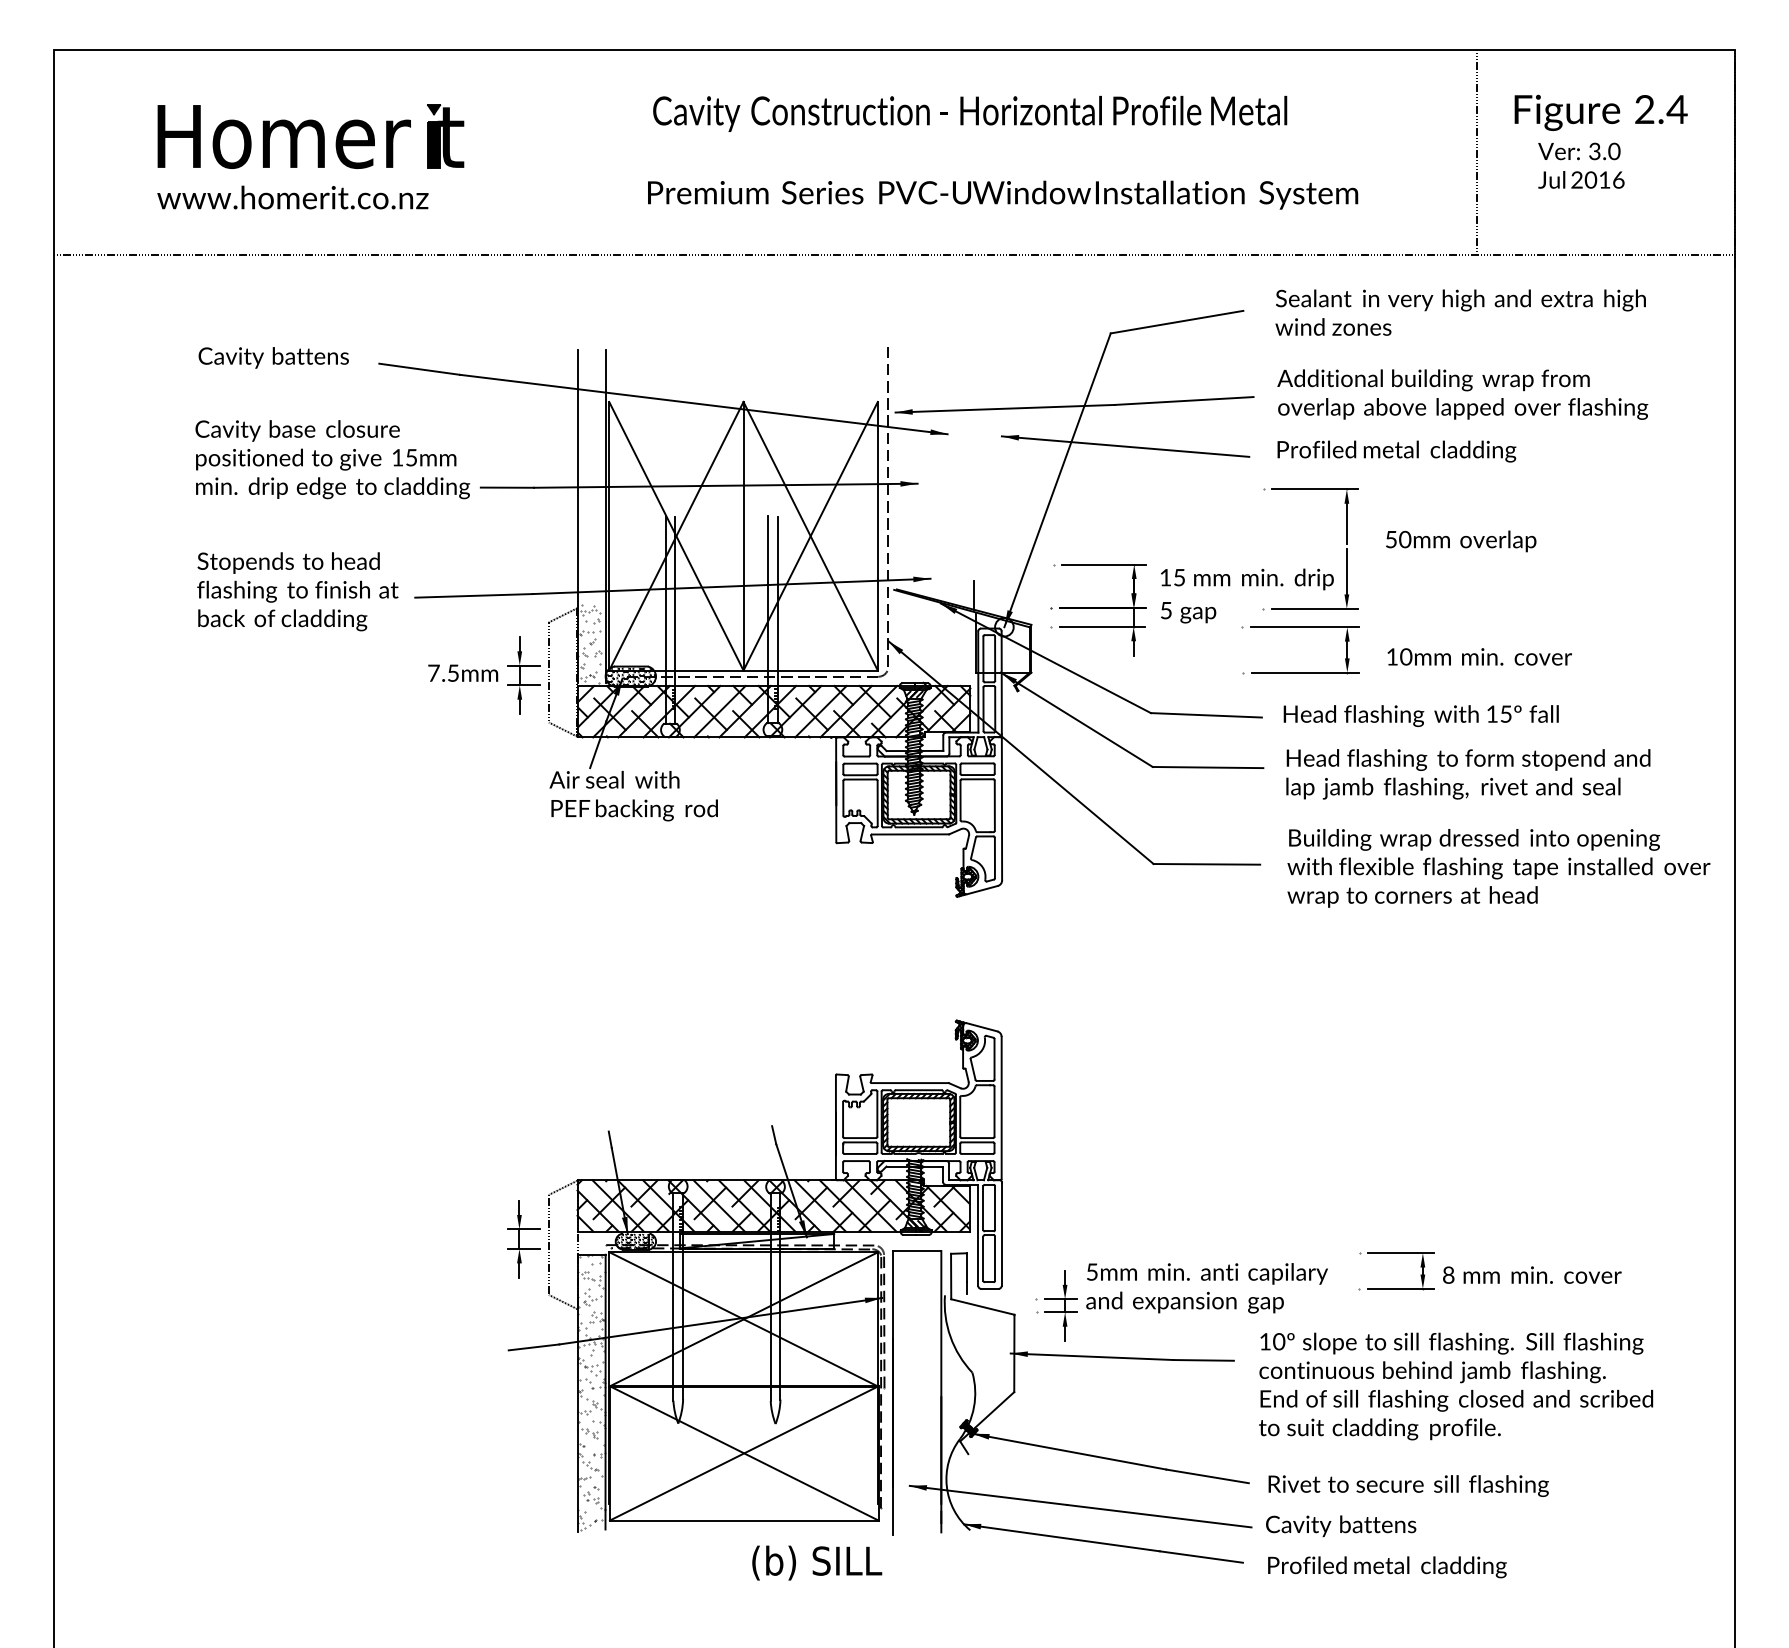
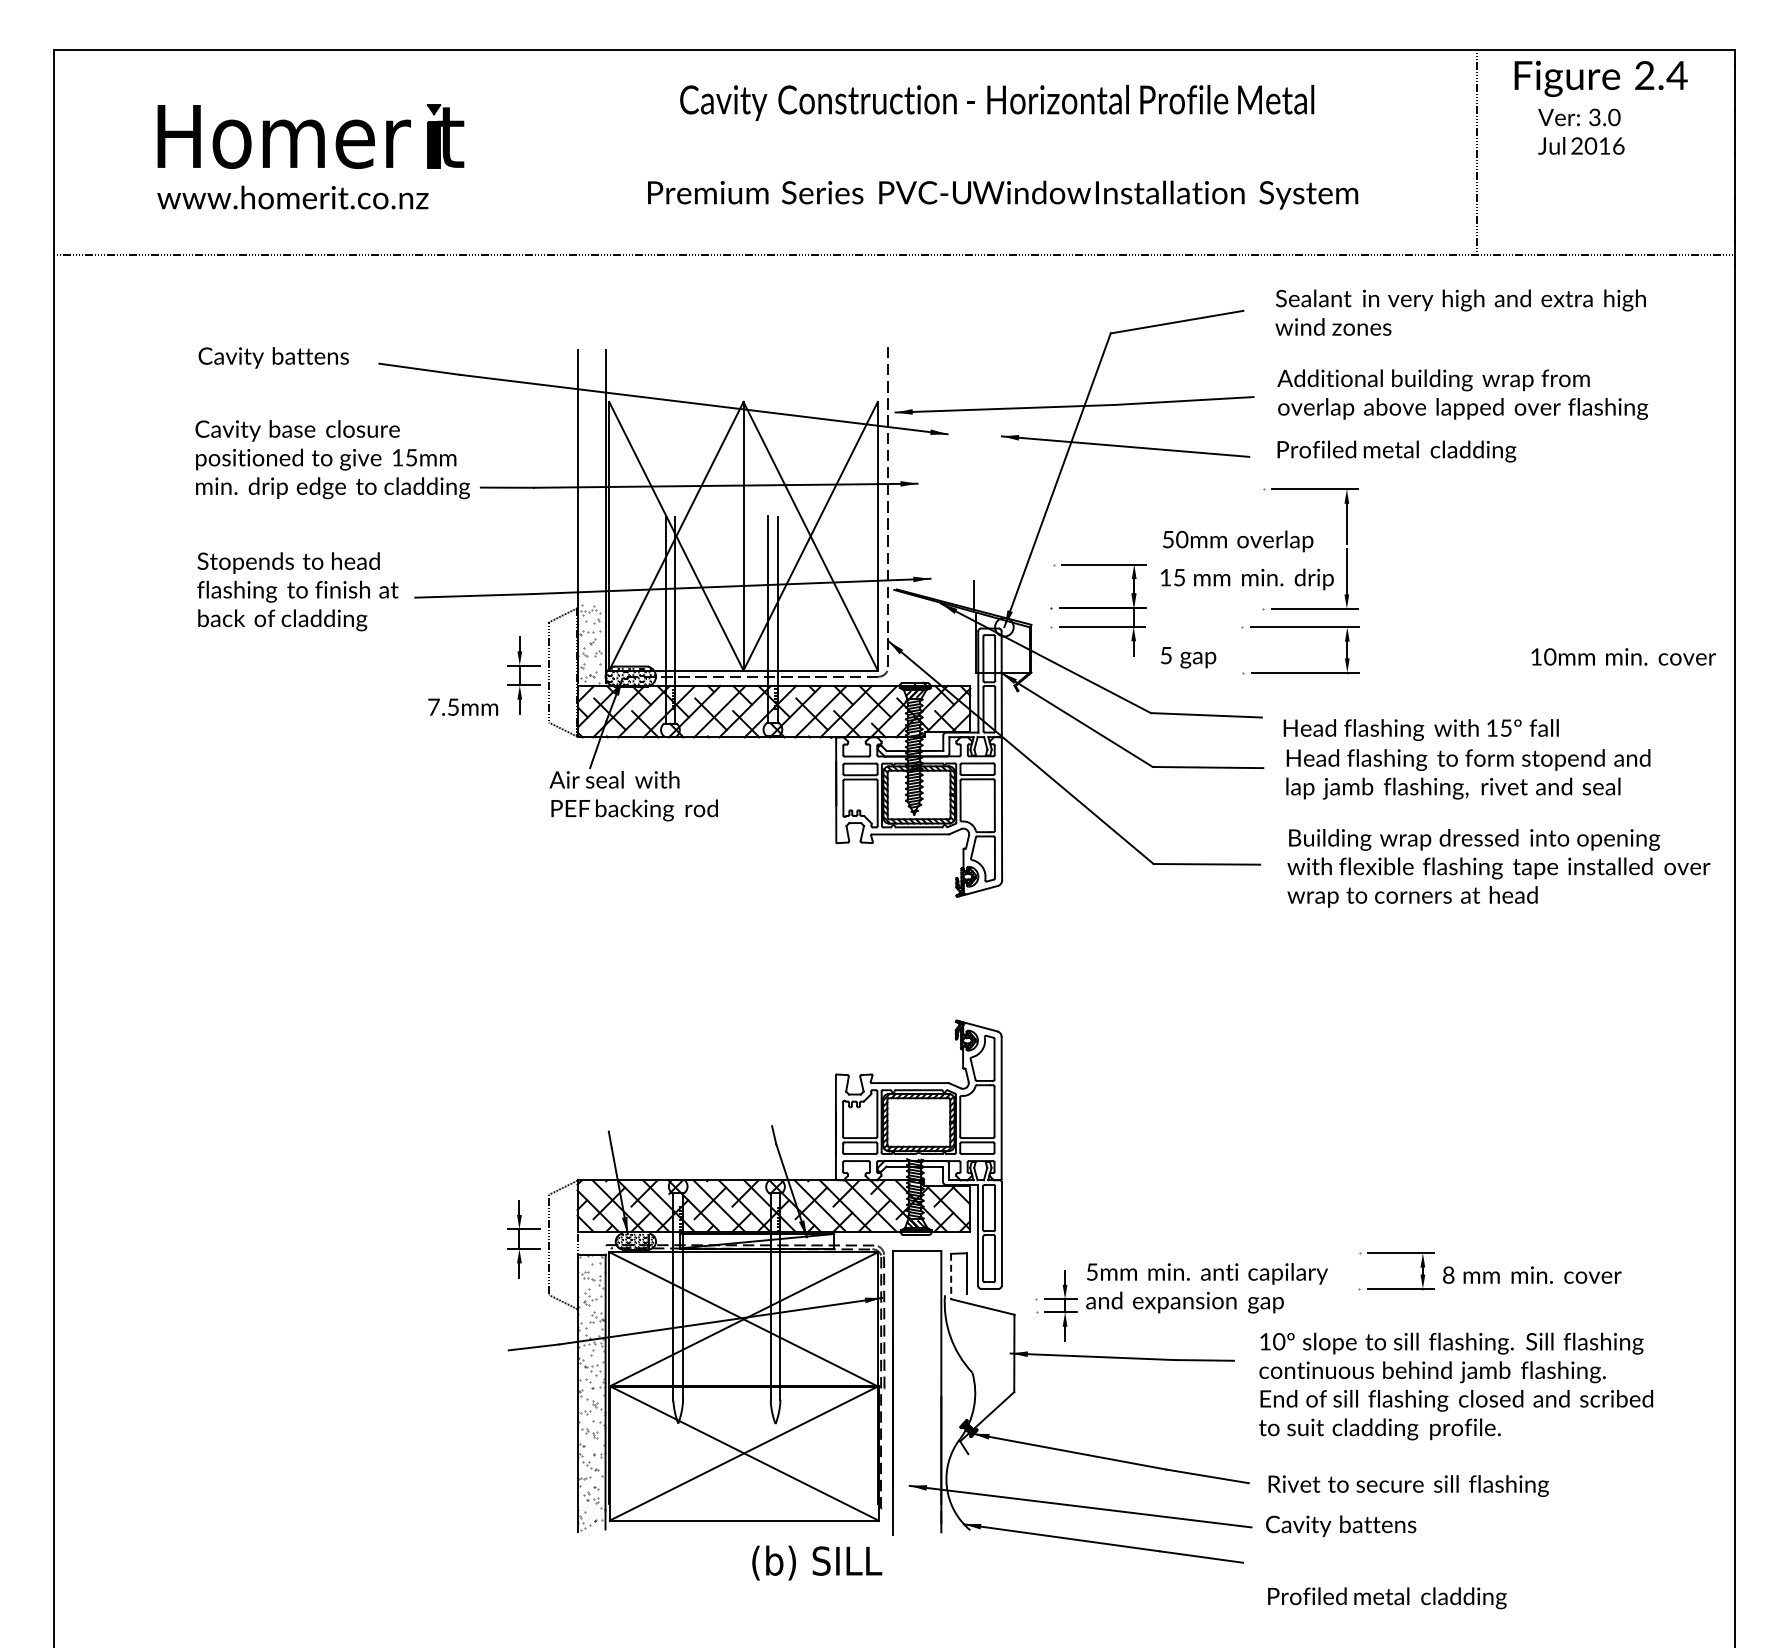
text position: (970, 113) -> (997, 102) (997, 102)
text position: (1600, 141) -> (1600, 107) (1600, 107)
text position: (1461, 541) -> (1238, 541) (1238, 541)
text position: (1188, 612) -> (1188, 657) (1188, 657)
text position: (1479, 656) -> (1623, 656) (1623, 656)
text position: (463, 672) -> (463, 706) (463, 706)
text position: (1420, 715) -> (1420, 729) (1420, 729)
line: solid -> dashed (951, 1276)
text position: (1387, 1567) -> (1387, 1598) (1387, 1598)
